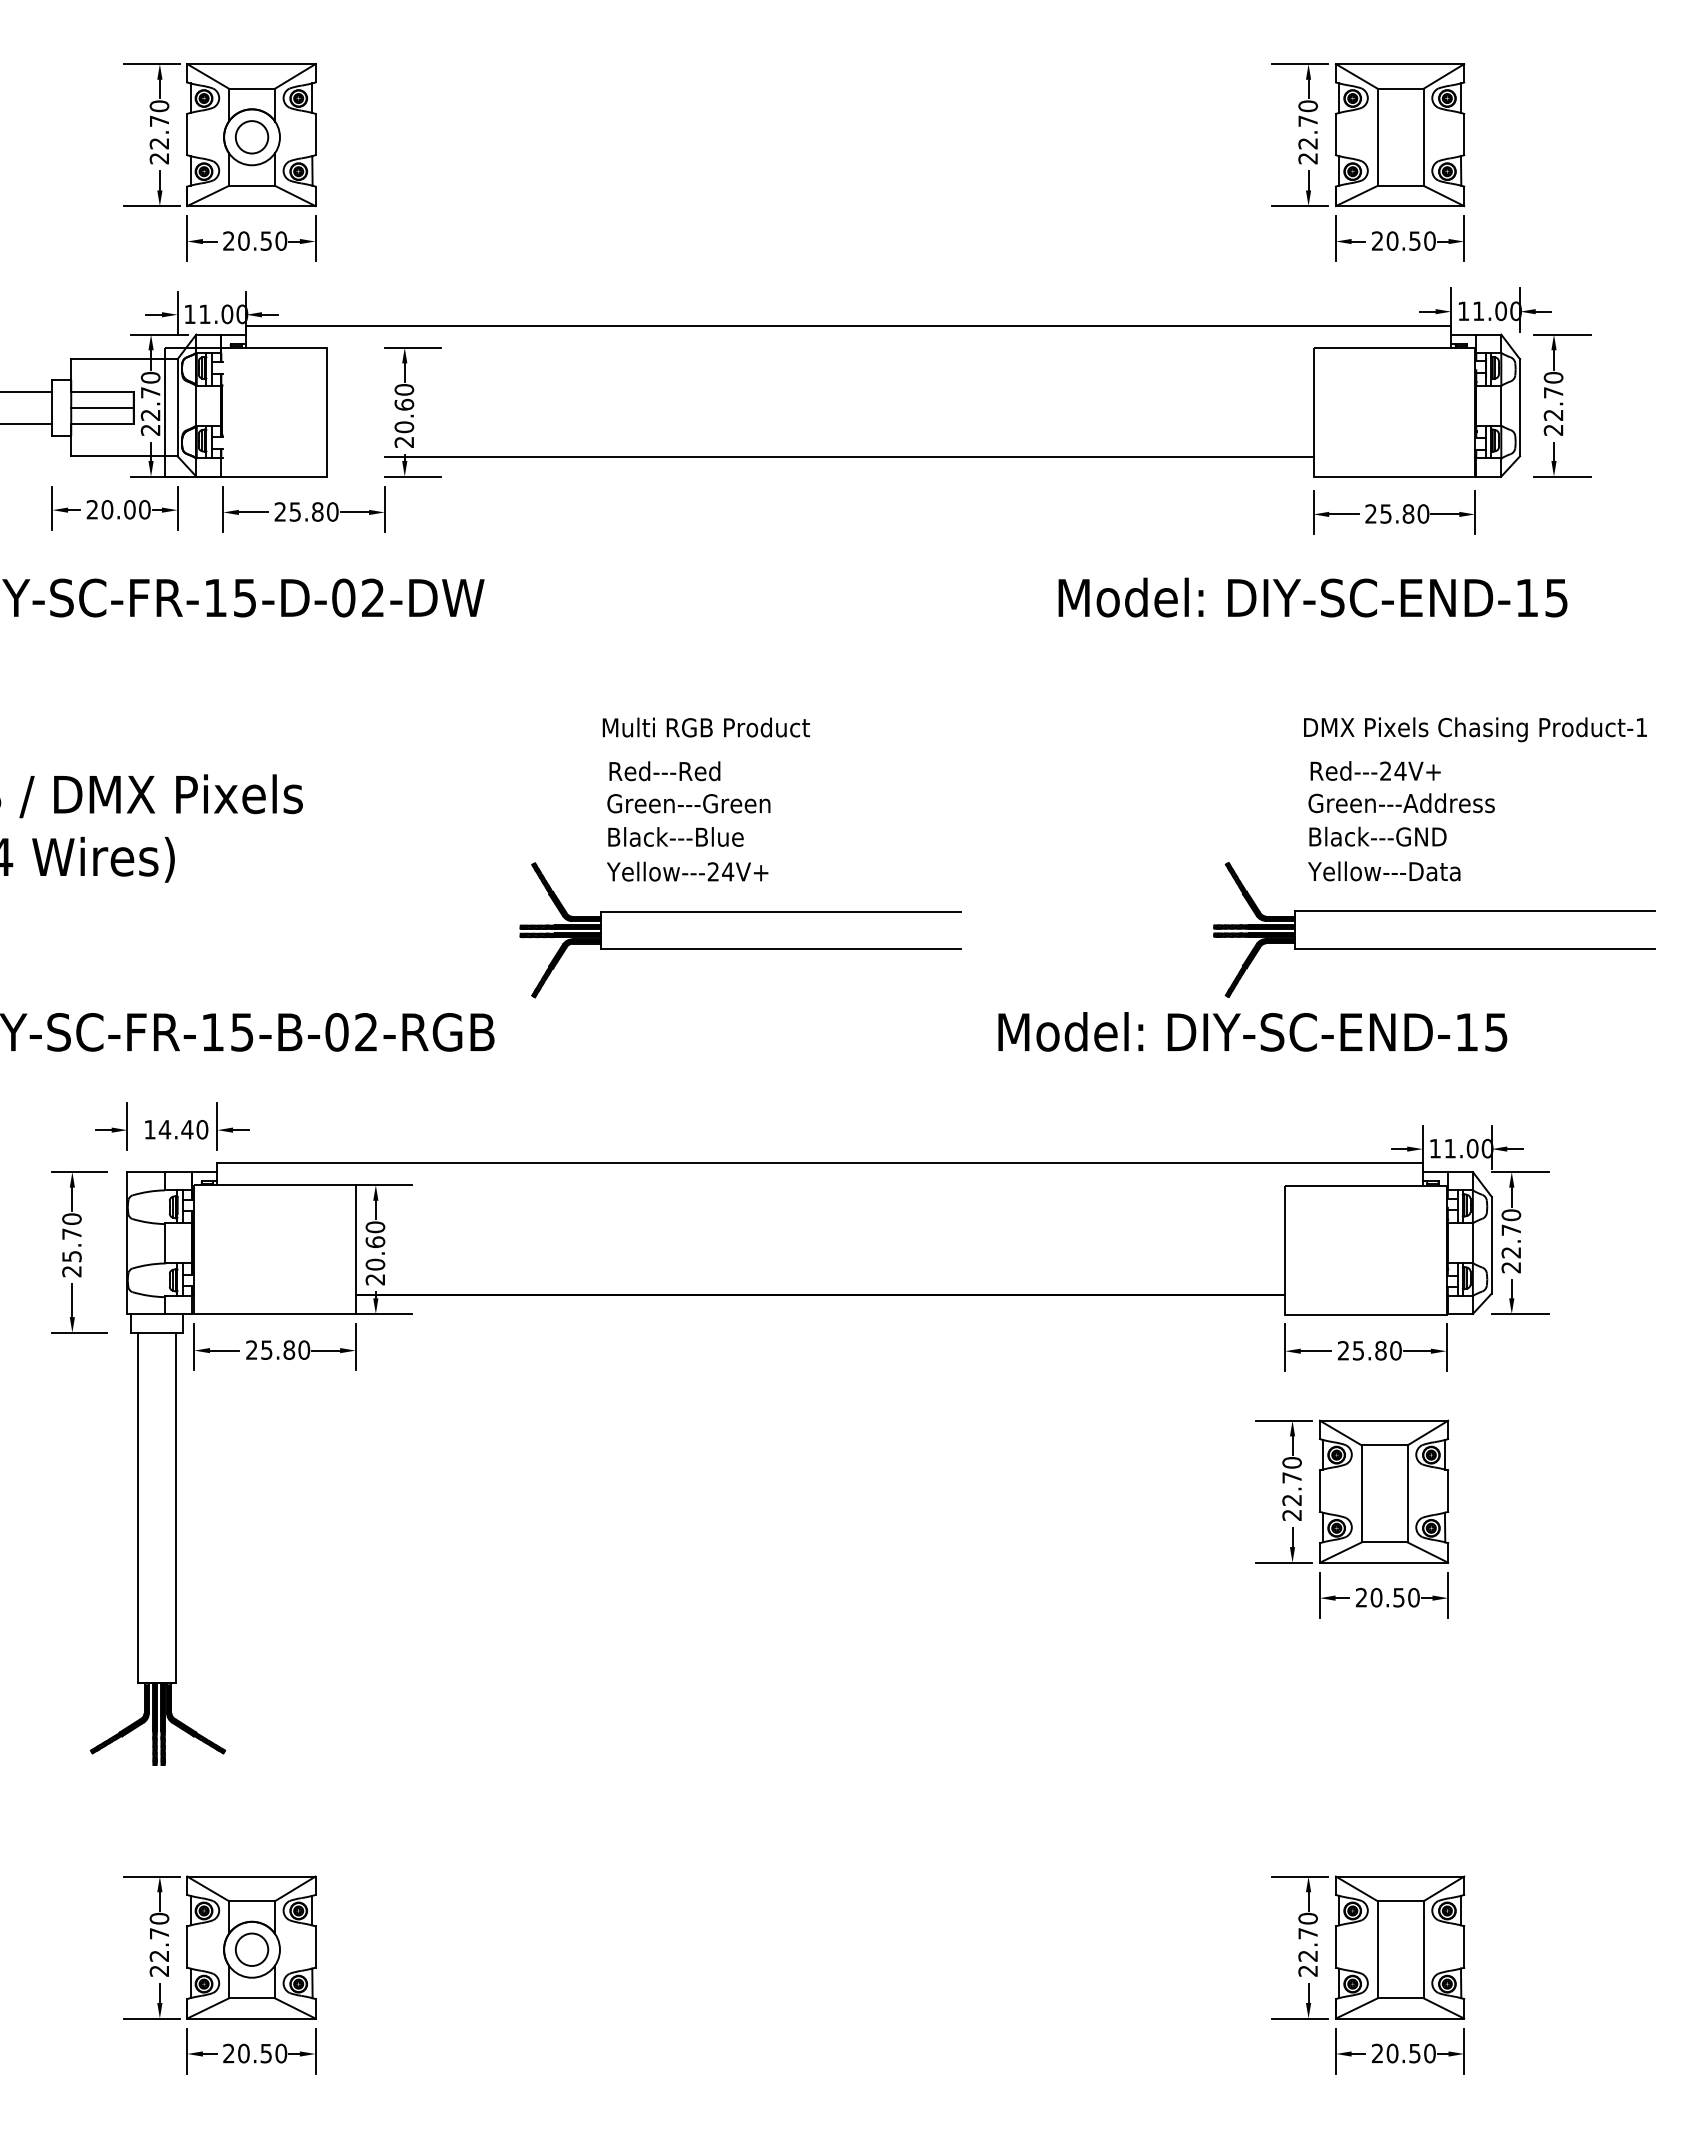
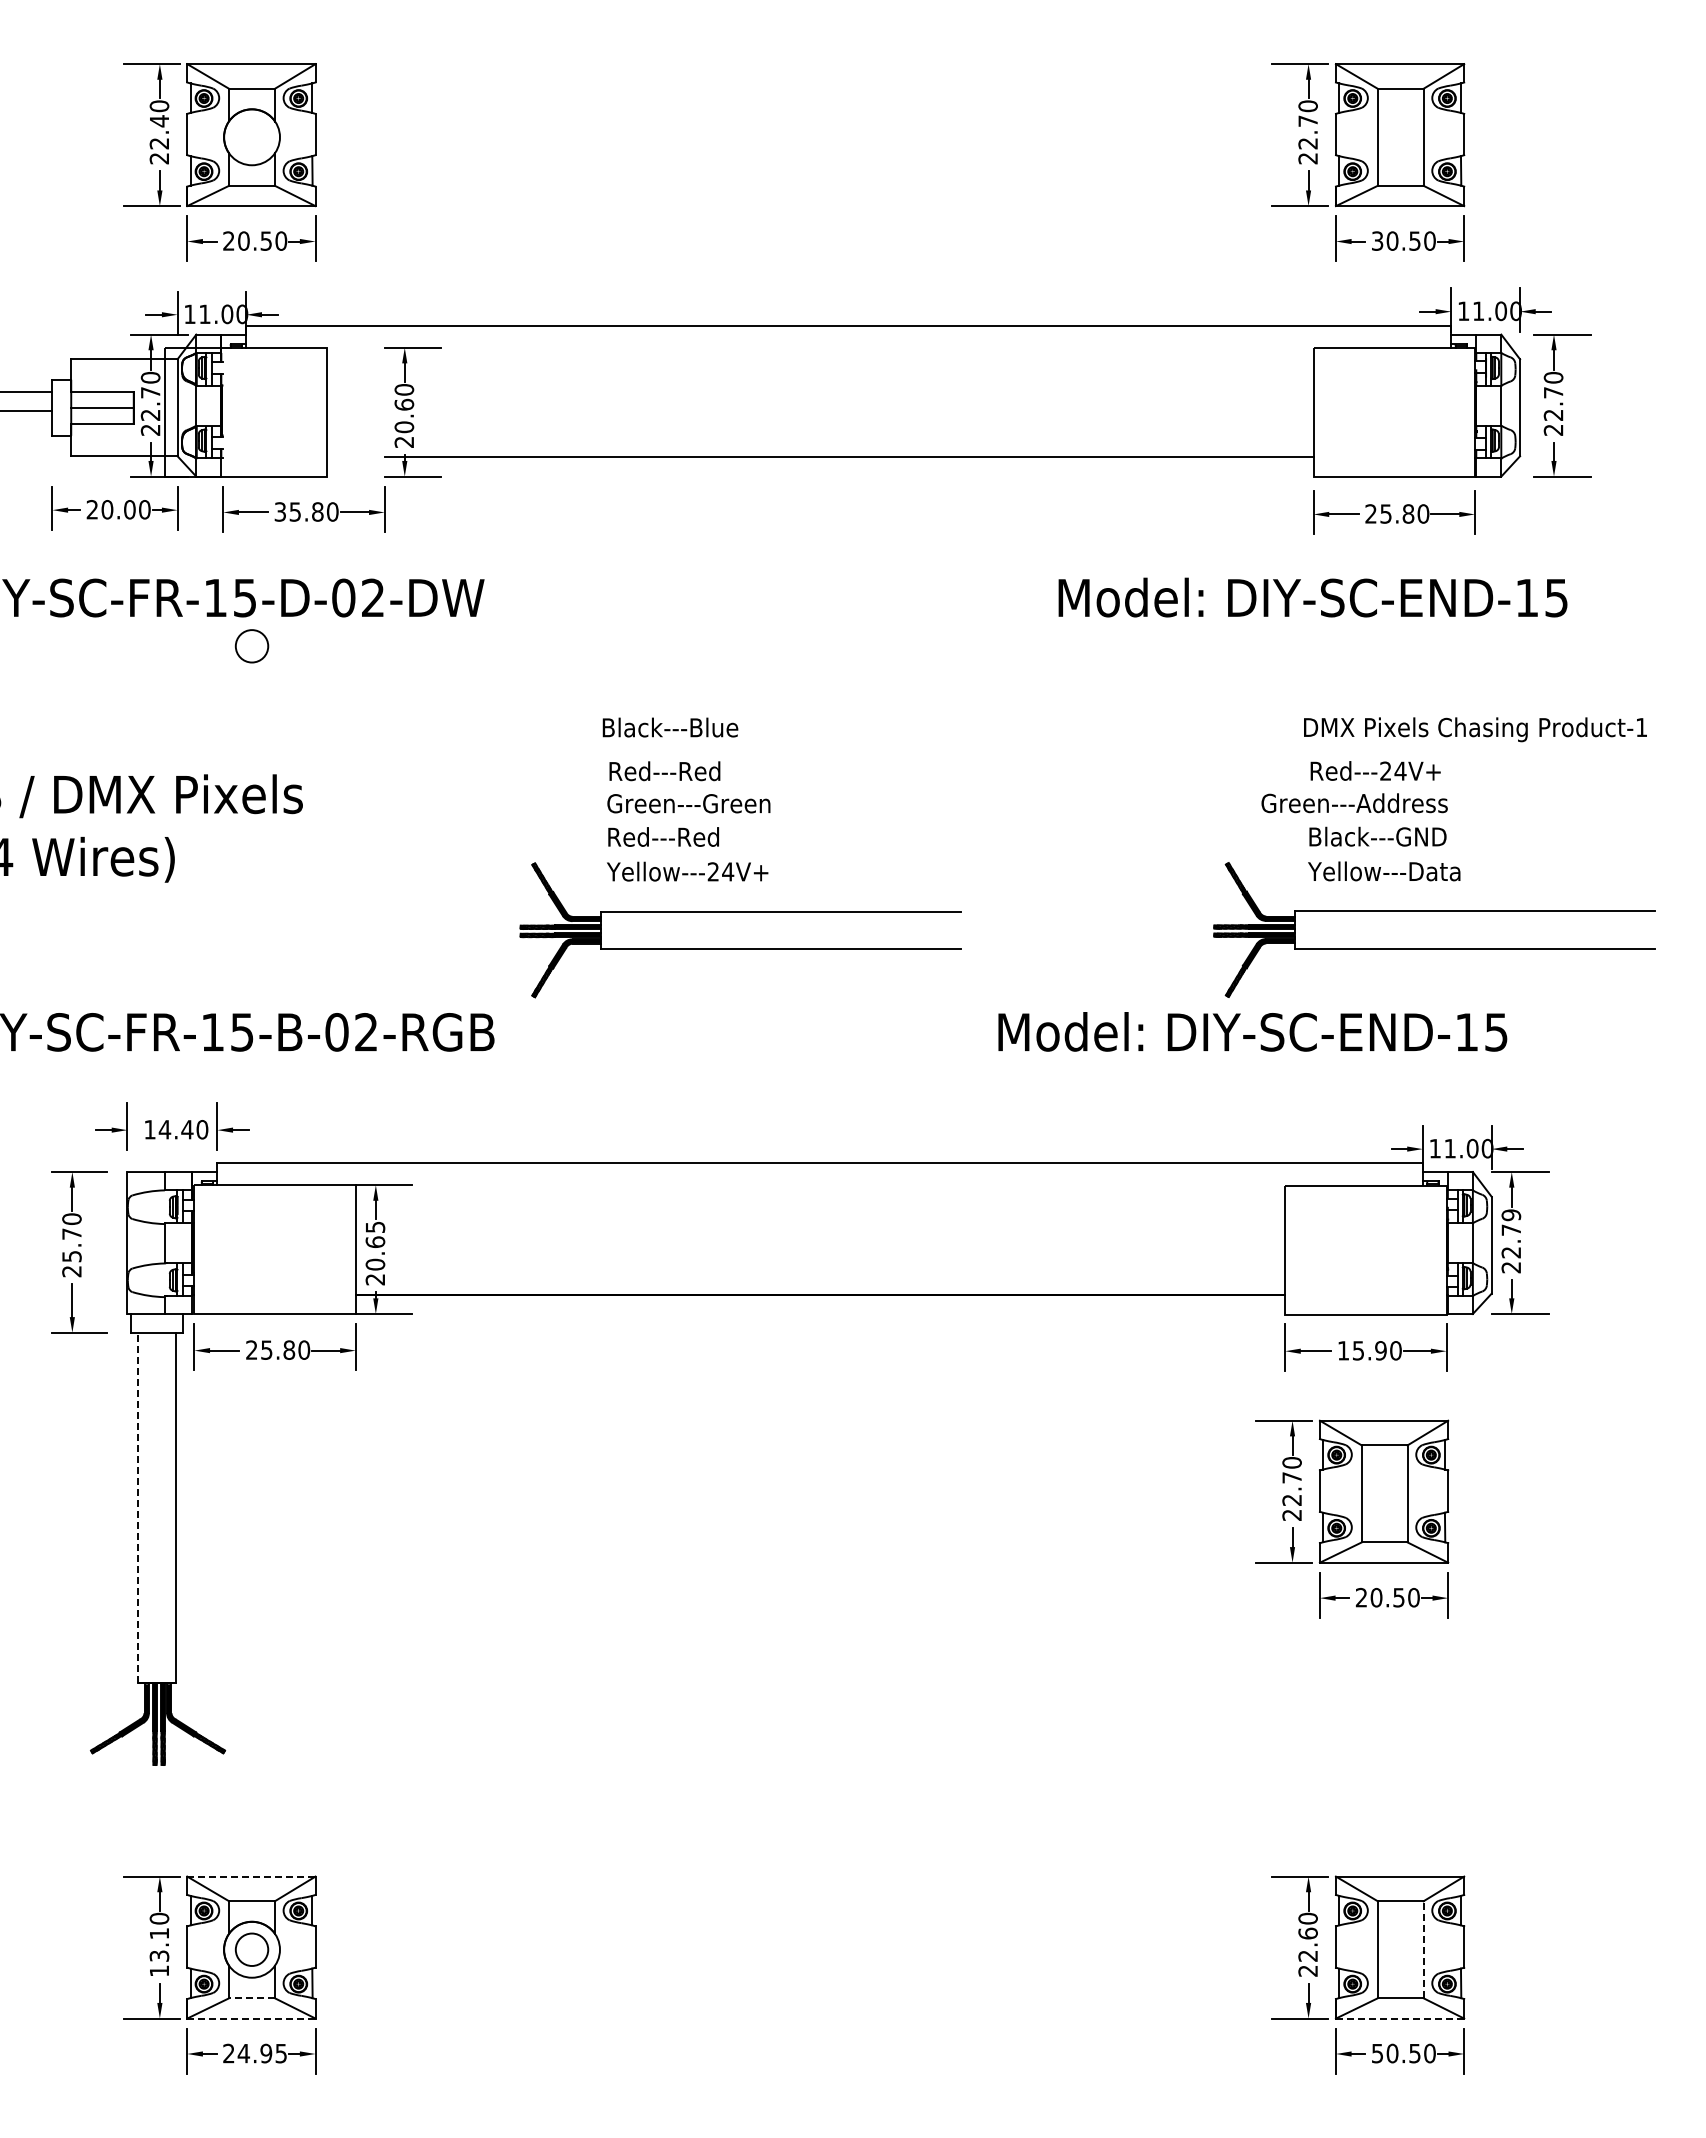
text: 22.70 -> 22.40 (159, 121)
circle position: (251, 137) -> (251, 646) (251, 646)
text: 20.50 -> 30.50 (1377, 240)
line position: (27, 424) -> (27, 411) (27, 411)
text: 25.80 -> 35.80 (279, 511)
text: Multi RGB Product -> Black---Blue (707, 727)
text position: (1401, 803) -> (1354, 803) (1354, 803)
text: Black---Blue -> Red---Red (676, 836)
text: 22.70 -> 22.79 (1511, 1215)
text: 20.60 -> 20.65 (375, 1227)
text: 25.80 -> 15.90 (1361, 1350)
line: solid -> dashed (138, 1507)
line: solid -> dashed (251, 1876)
text: 22.70 -> 22.60 (1307, 1933)
line: solid -> dashed (1423, 1949)
text: 22.70 -> 13.10 (159, 1952)
line: solid -> dashed (252, 1998)
line: solid -> dashed (251, 2018)
line: solid -> dashed (1400, 2018)
text: 20.50 -> 24.95 (262, 2053)
text: 20.50 -> 50.50 (1377, 2053)
